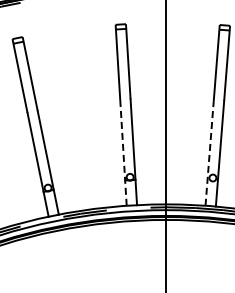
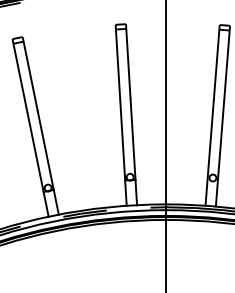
line: dashed -> solid (123, 152)
line: dashed -> solid (209, 152)
